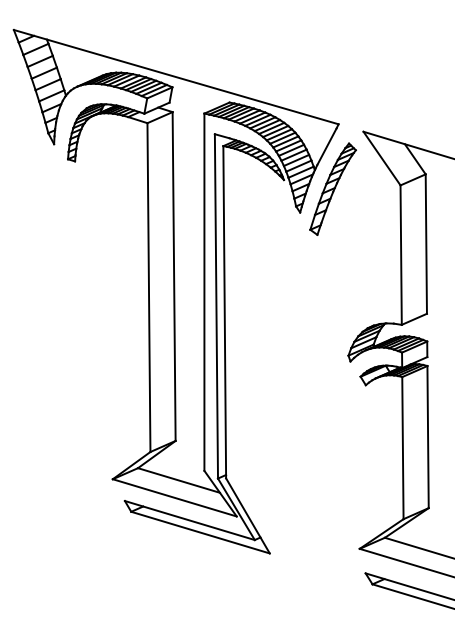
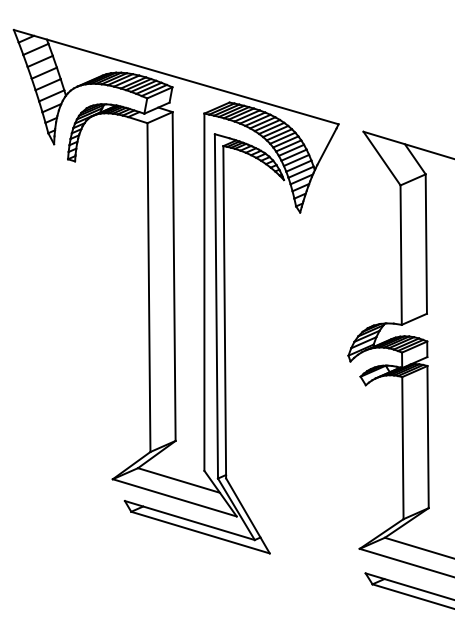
part: present -> none (332, 188)
